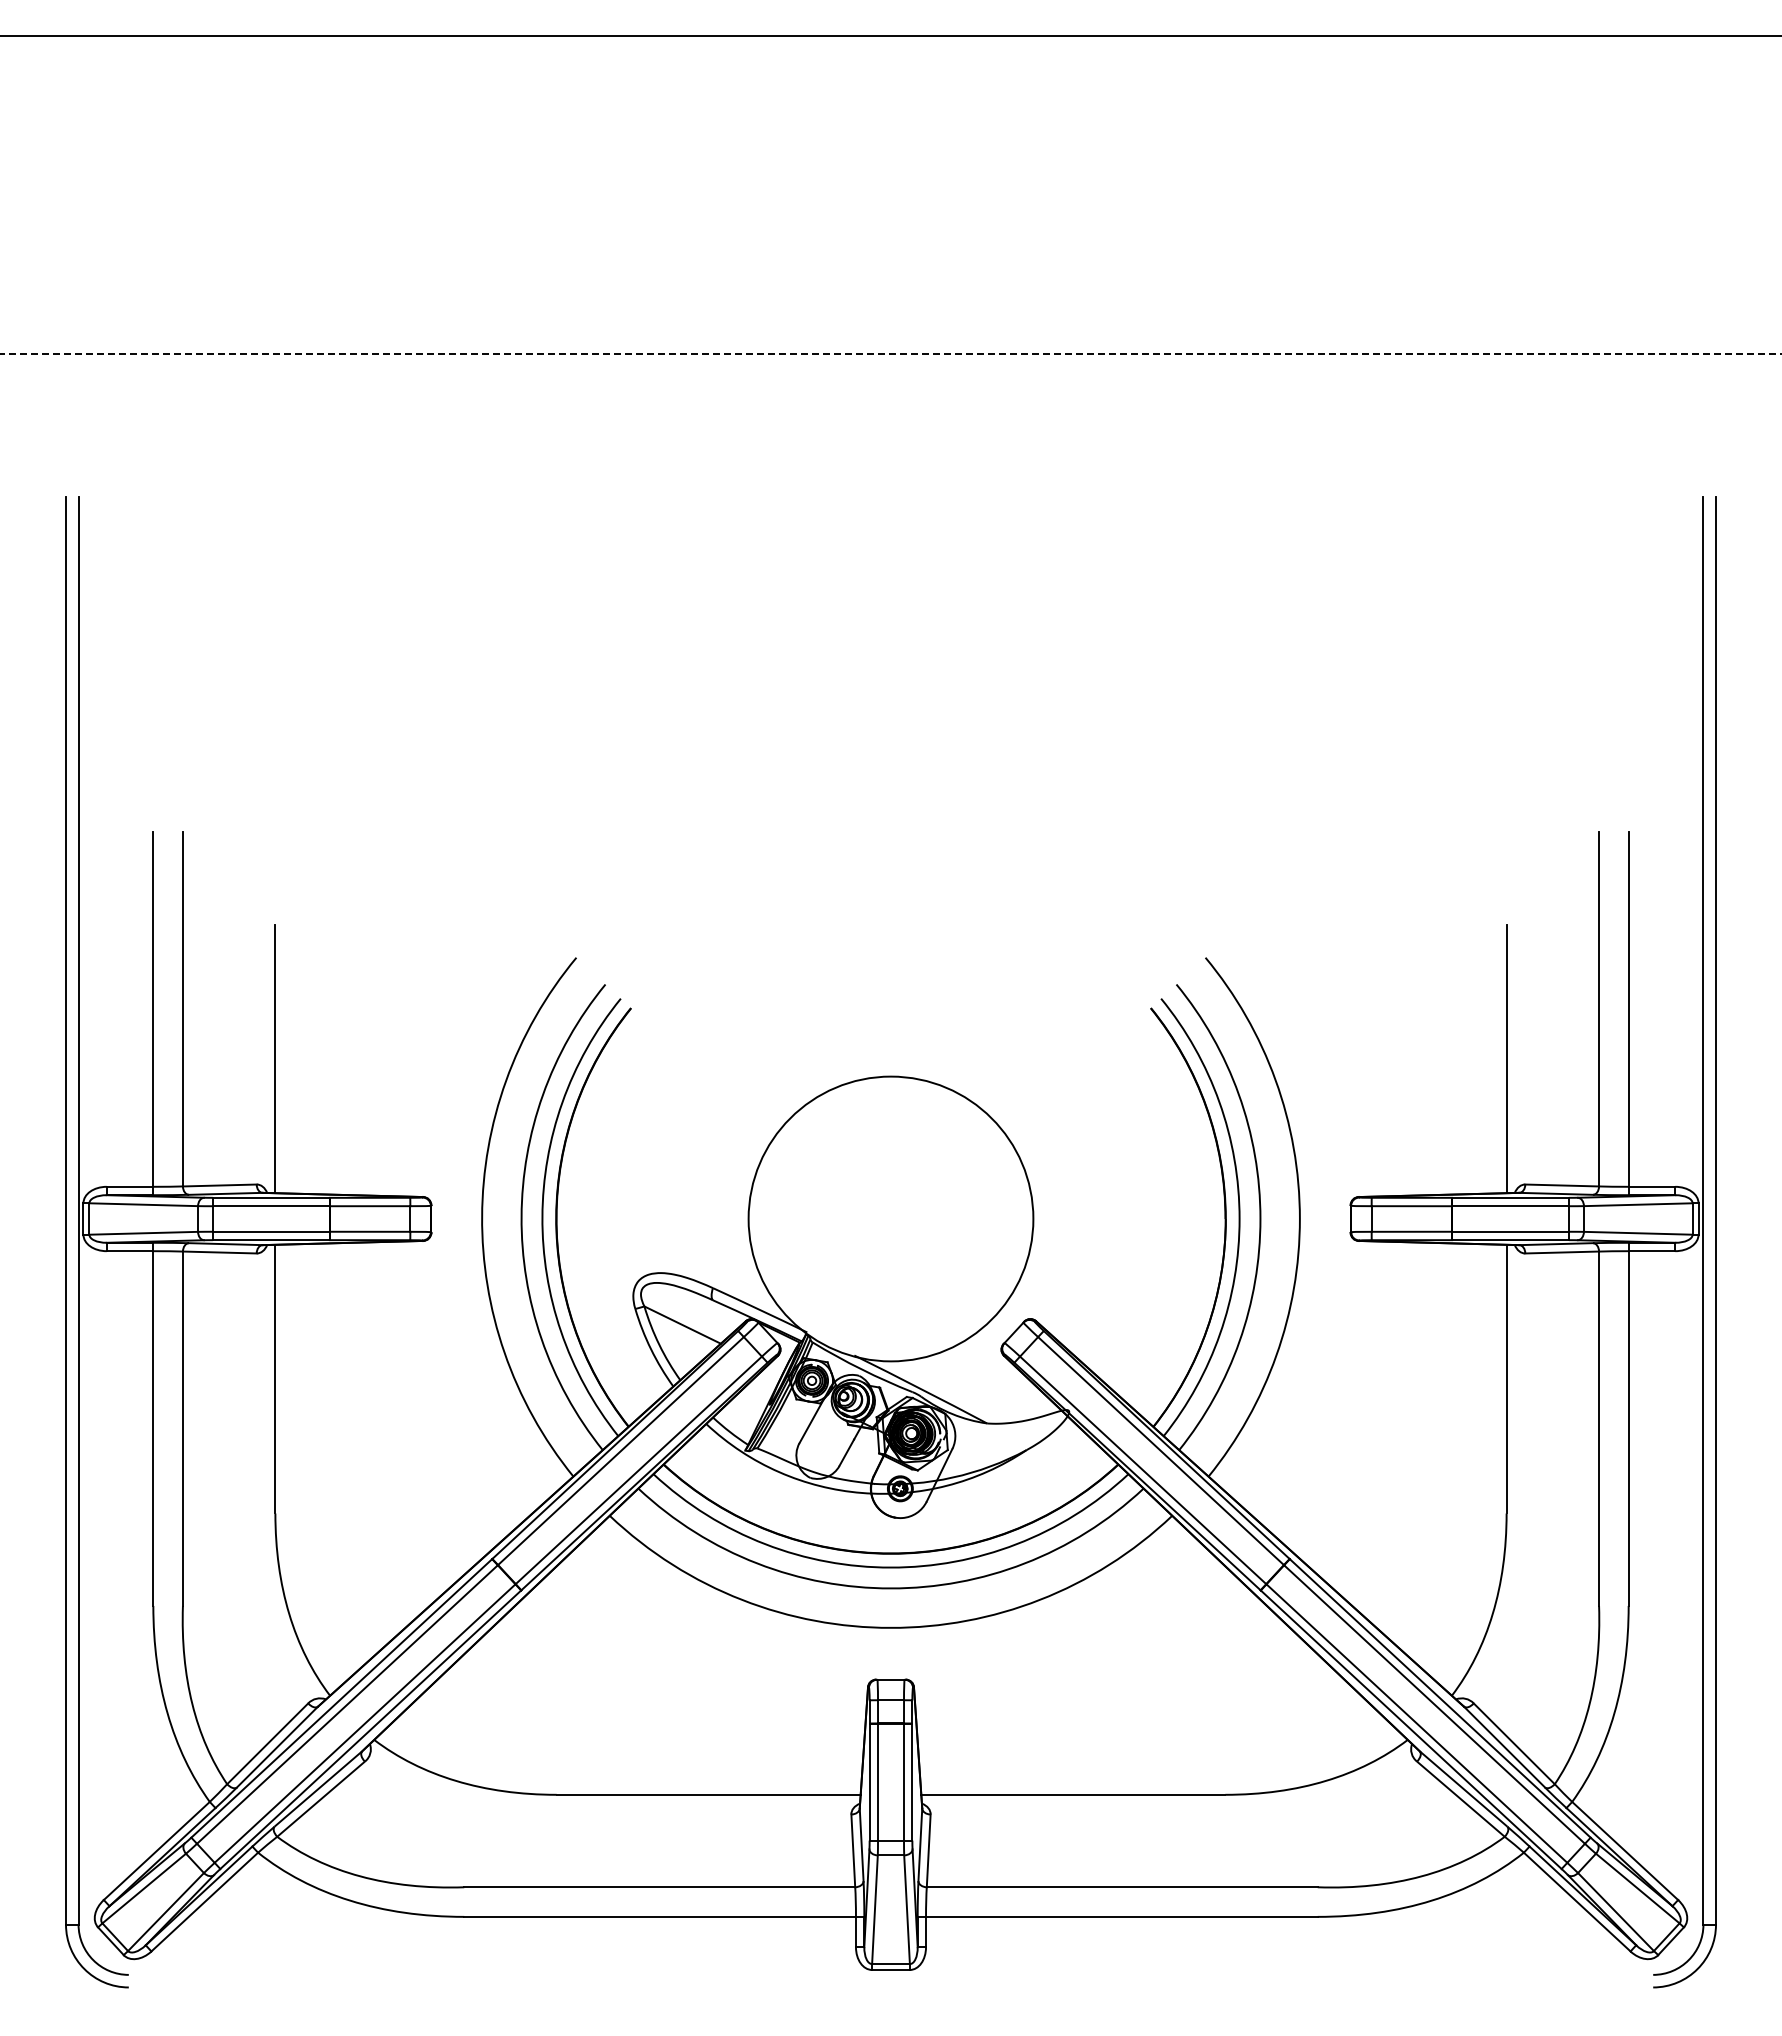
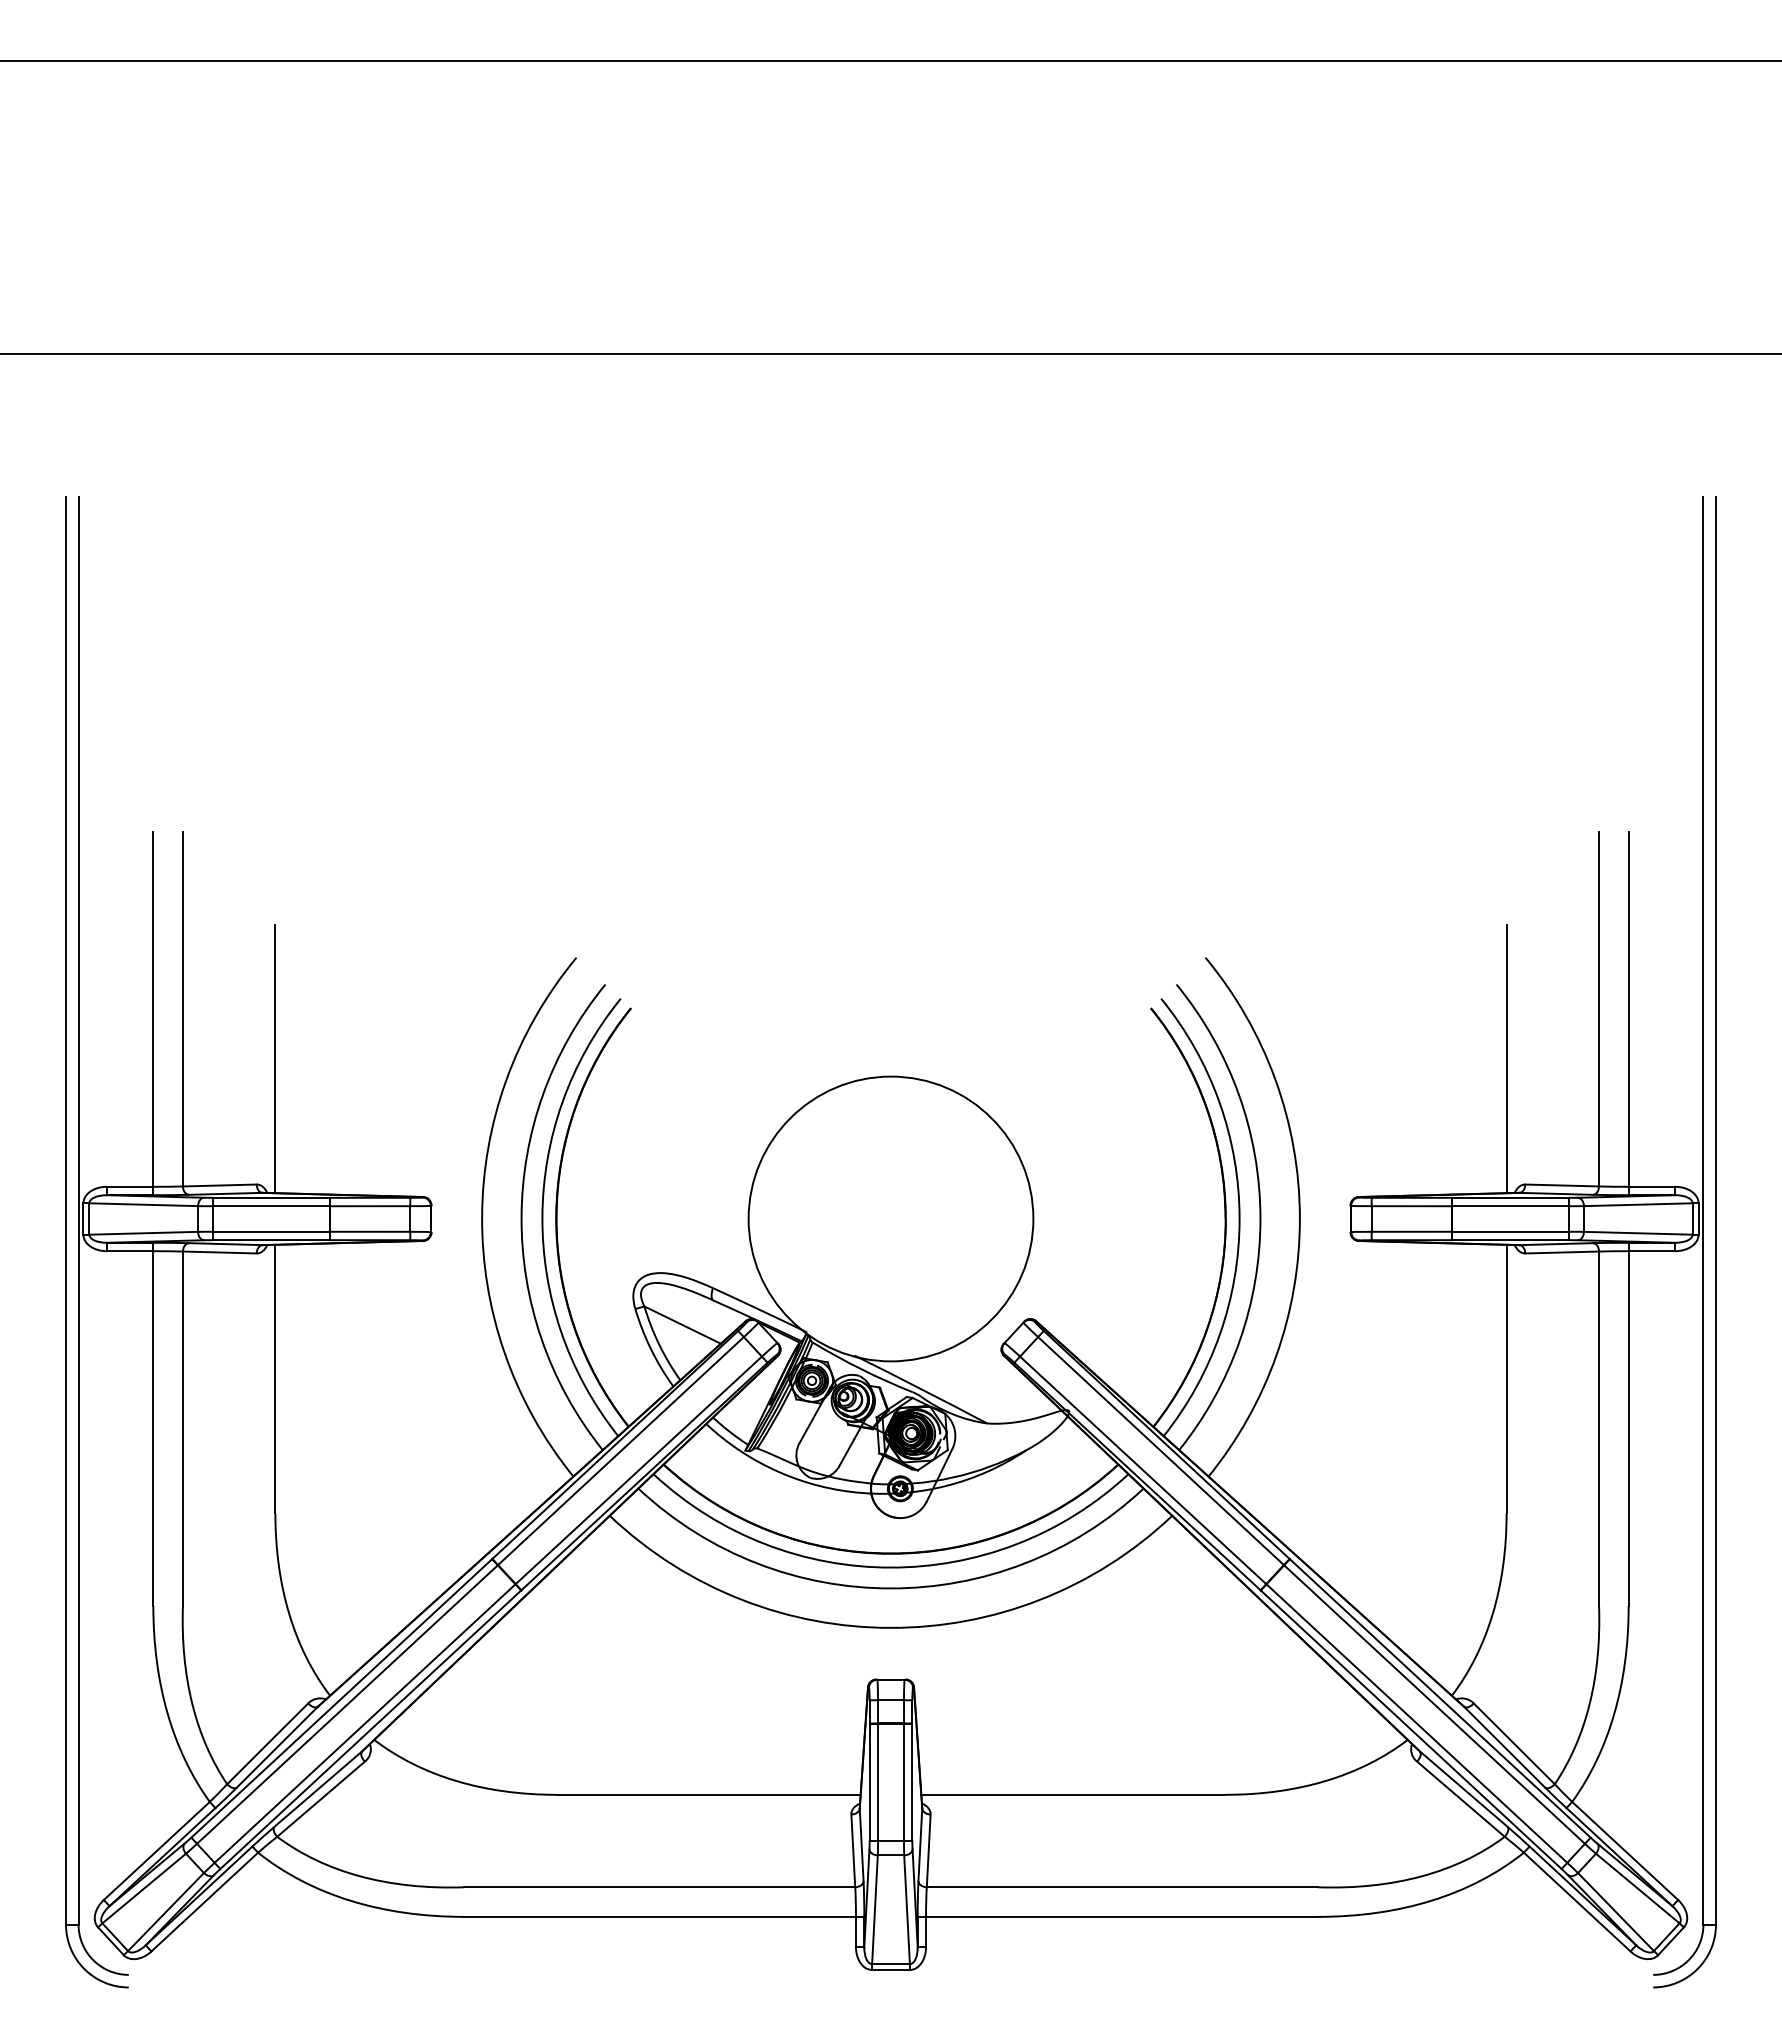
line position: (890, 36) -> (890, 61) (890, 61)
line: dashed -> solid (891, 354)
